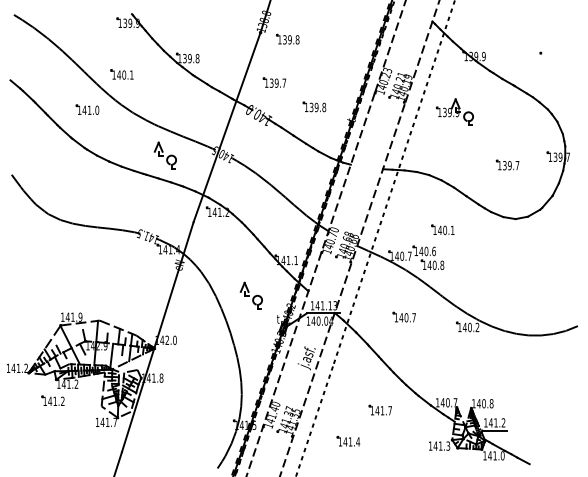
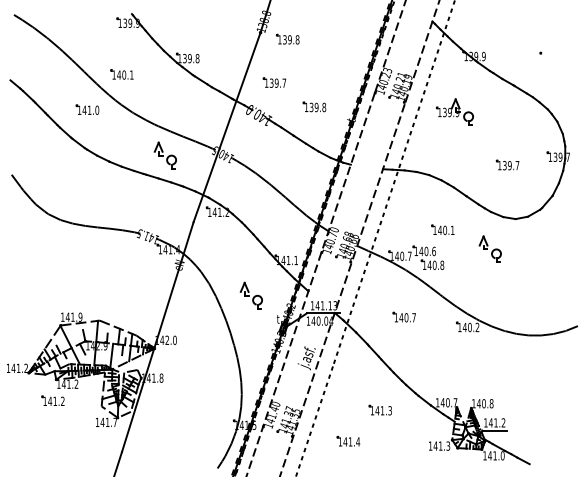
part: none -> present (489, 248)
text: 141.7 -> 141.3 (389, 410)
